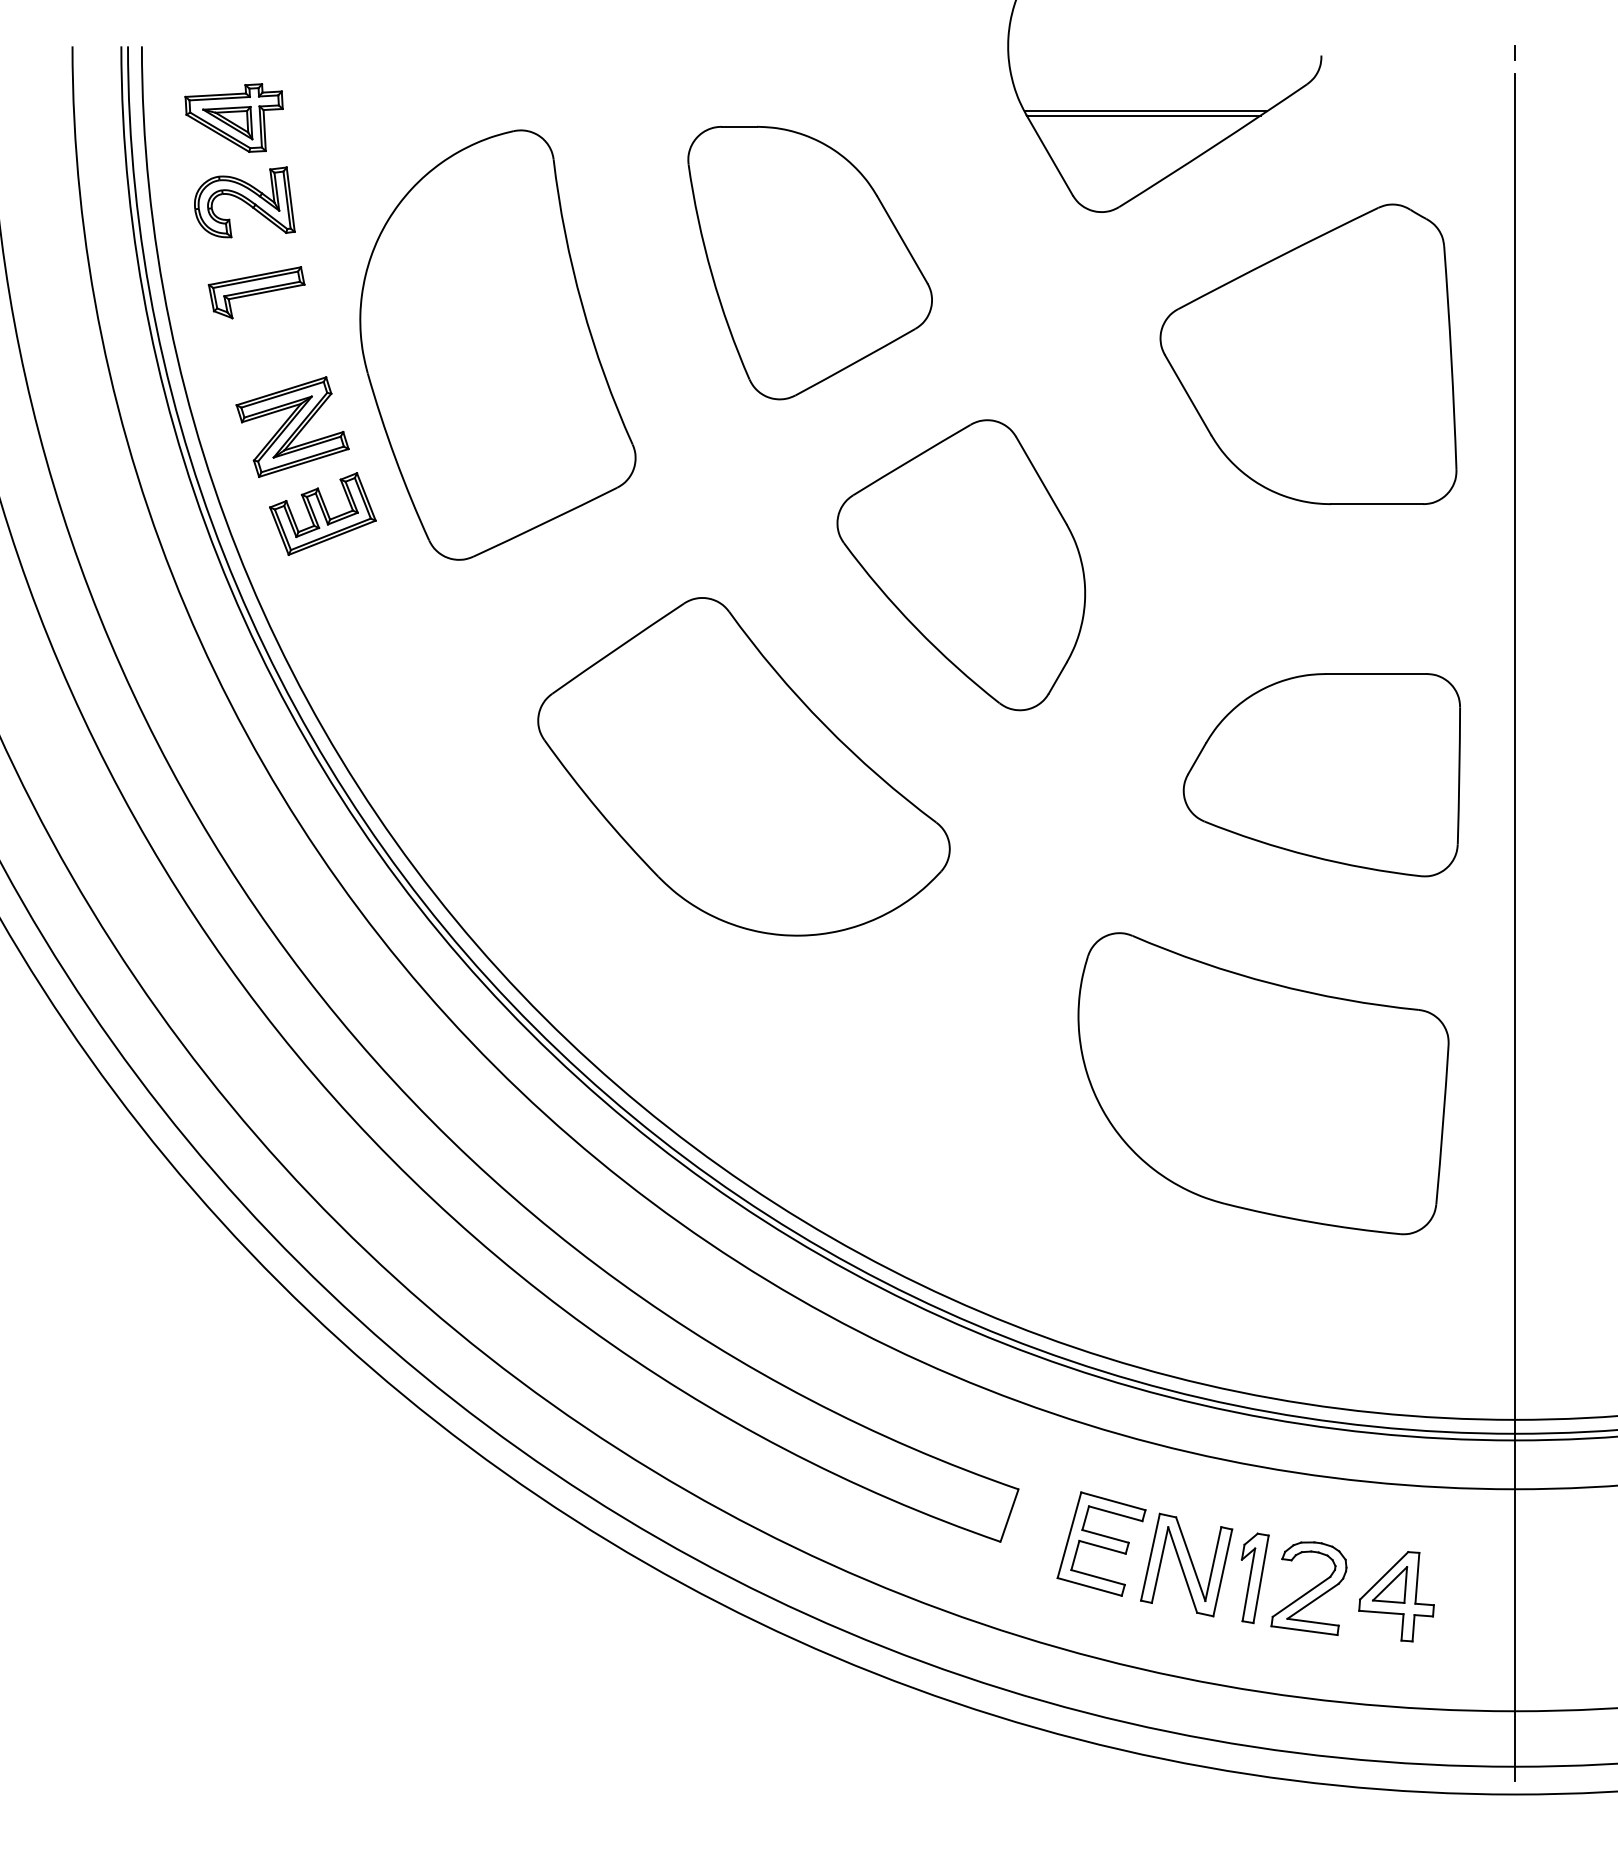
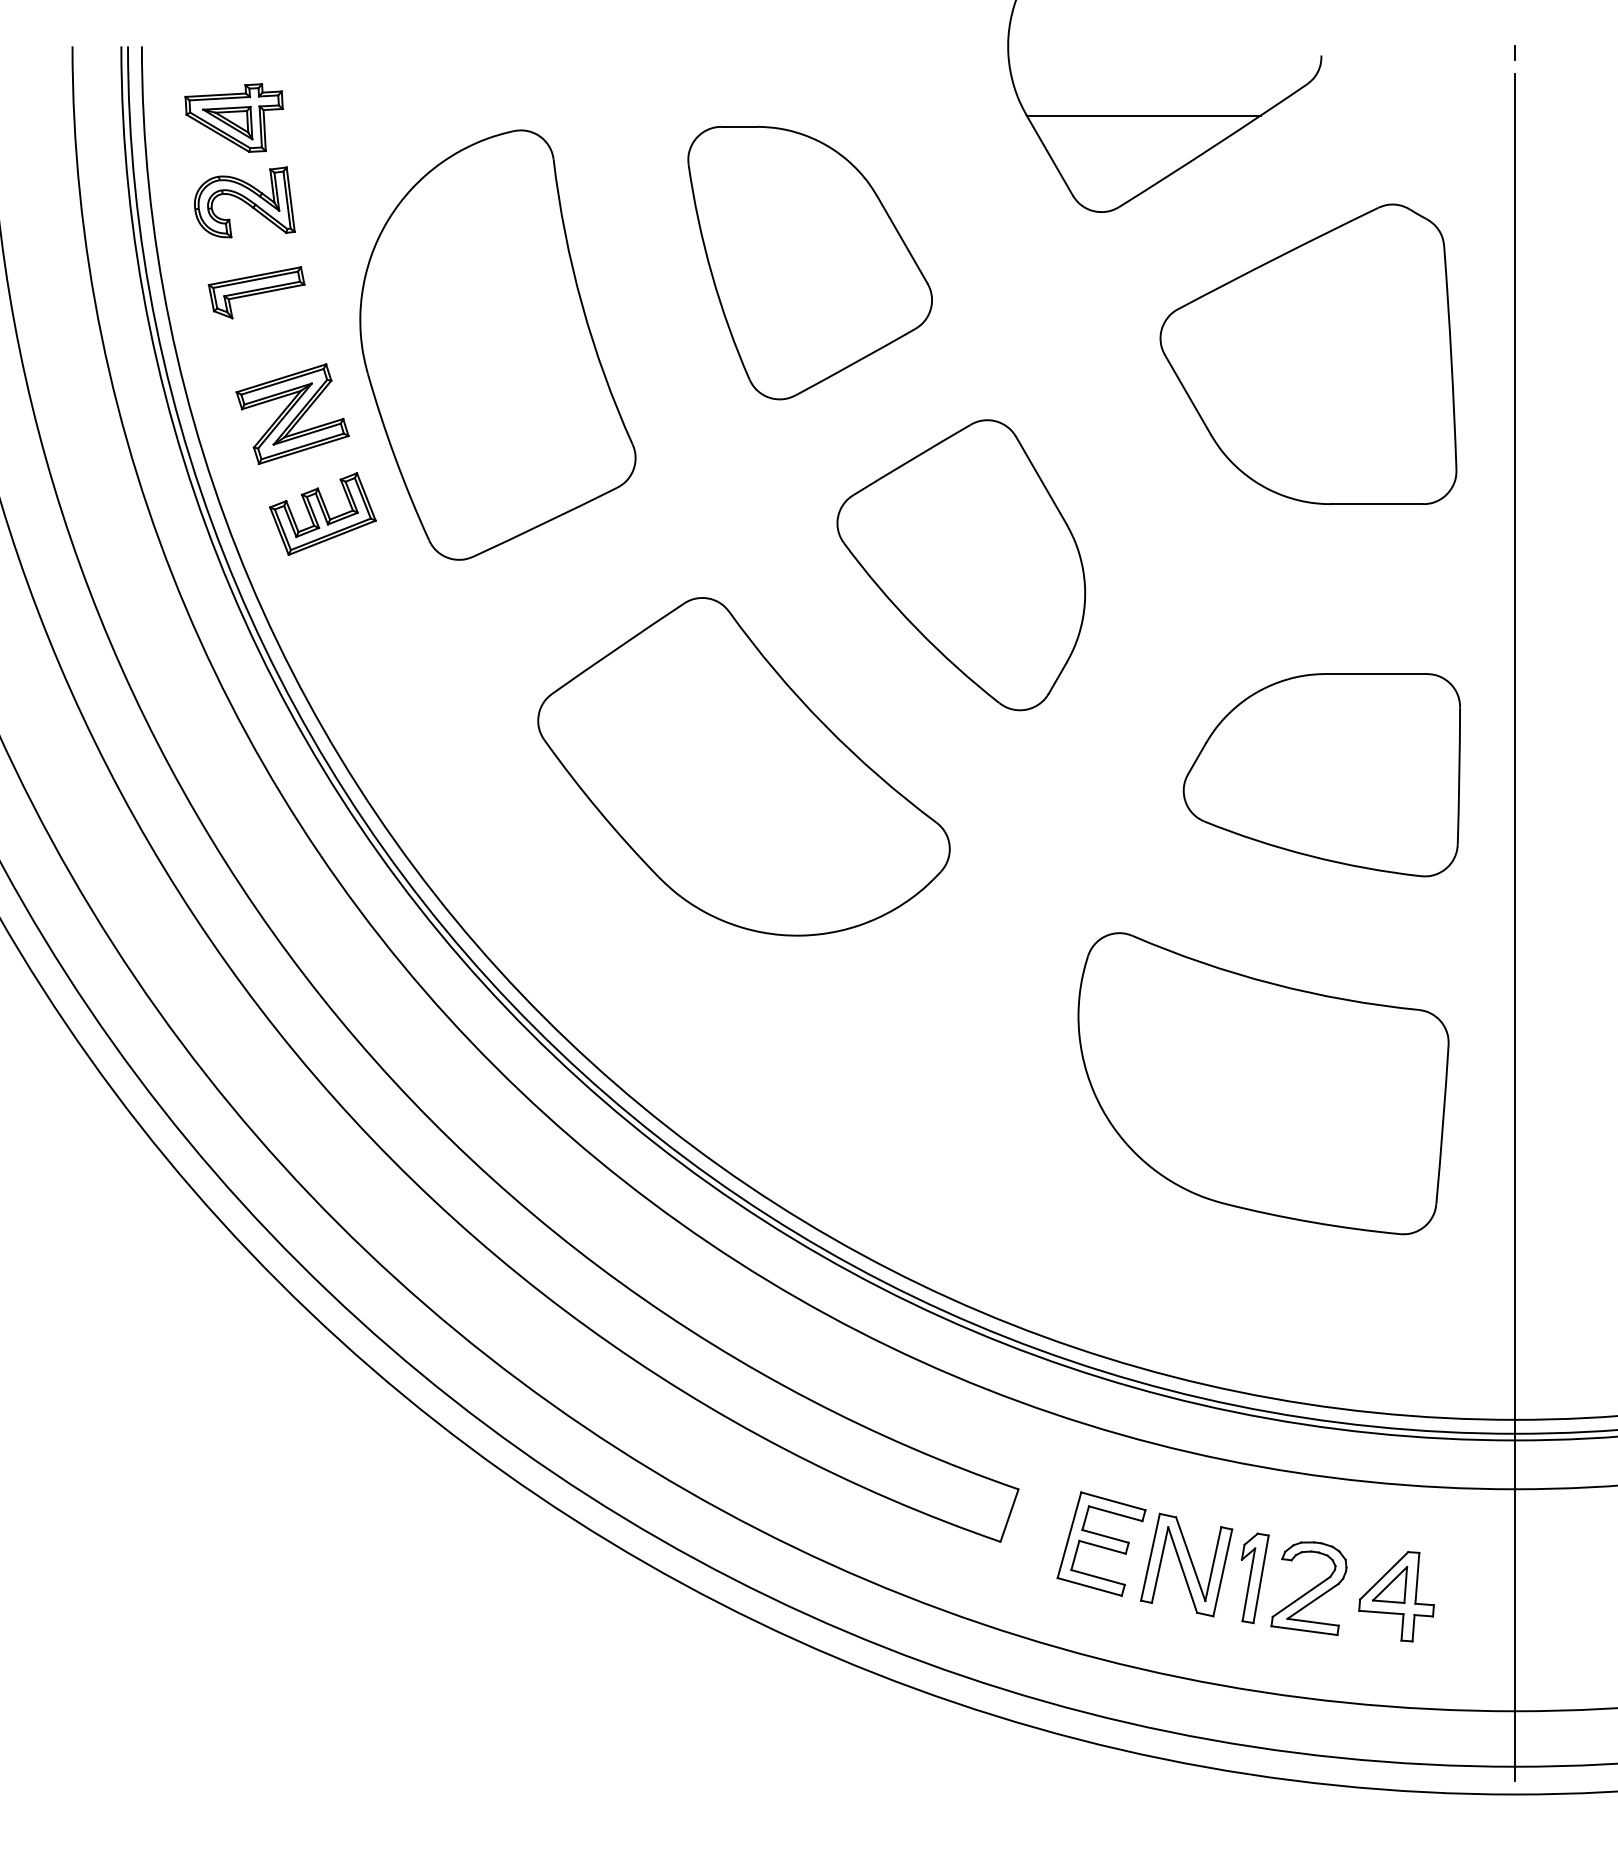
line: present -> none (1145, 111)
part position: (292, 426) -> (292, 413) (292, 413)
